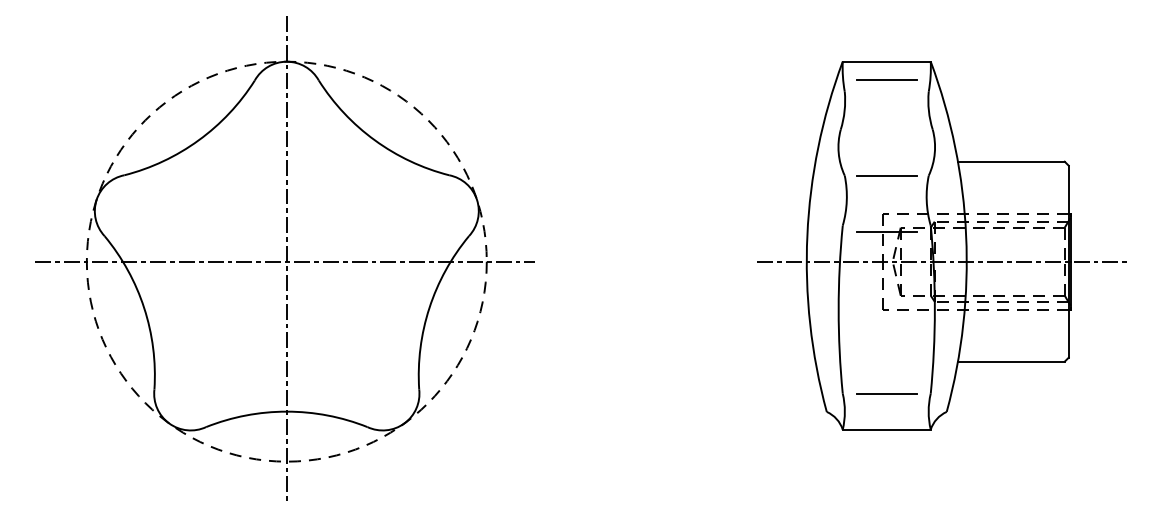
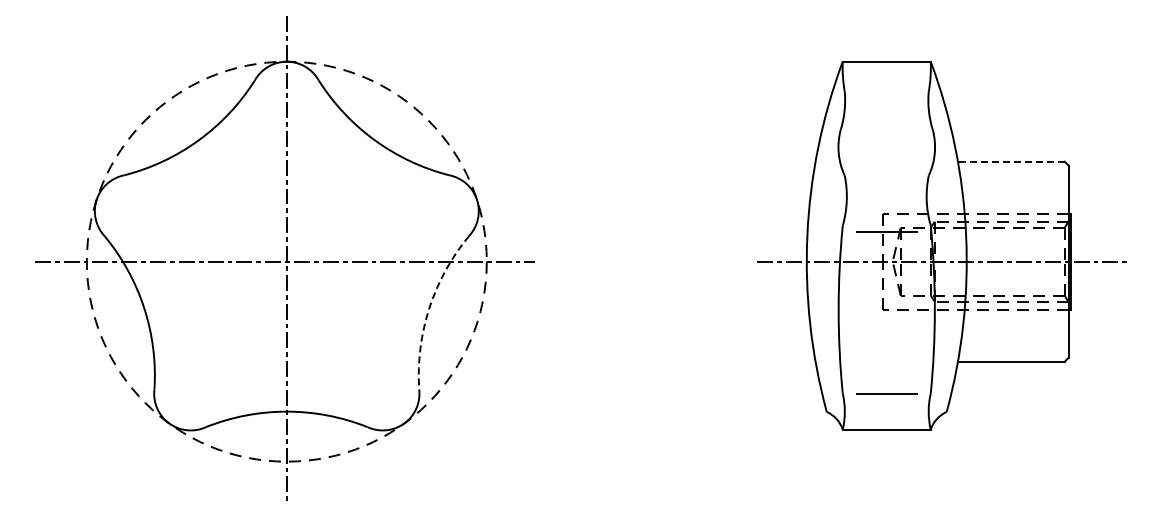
line: present -> none (886, 79)
line: solid -> dashed (1010, 161)
line: present -> none (886, 175)
arc: solid -> dashed (429, 308)
